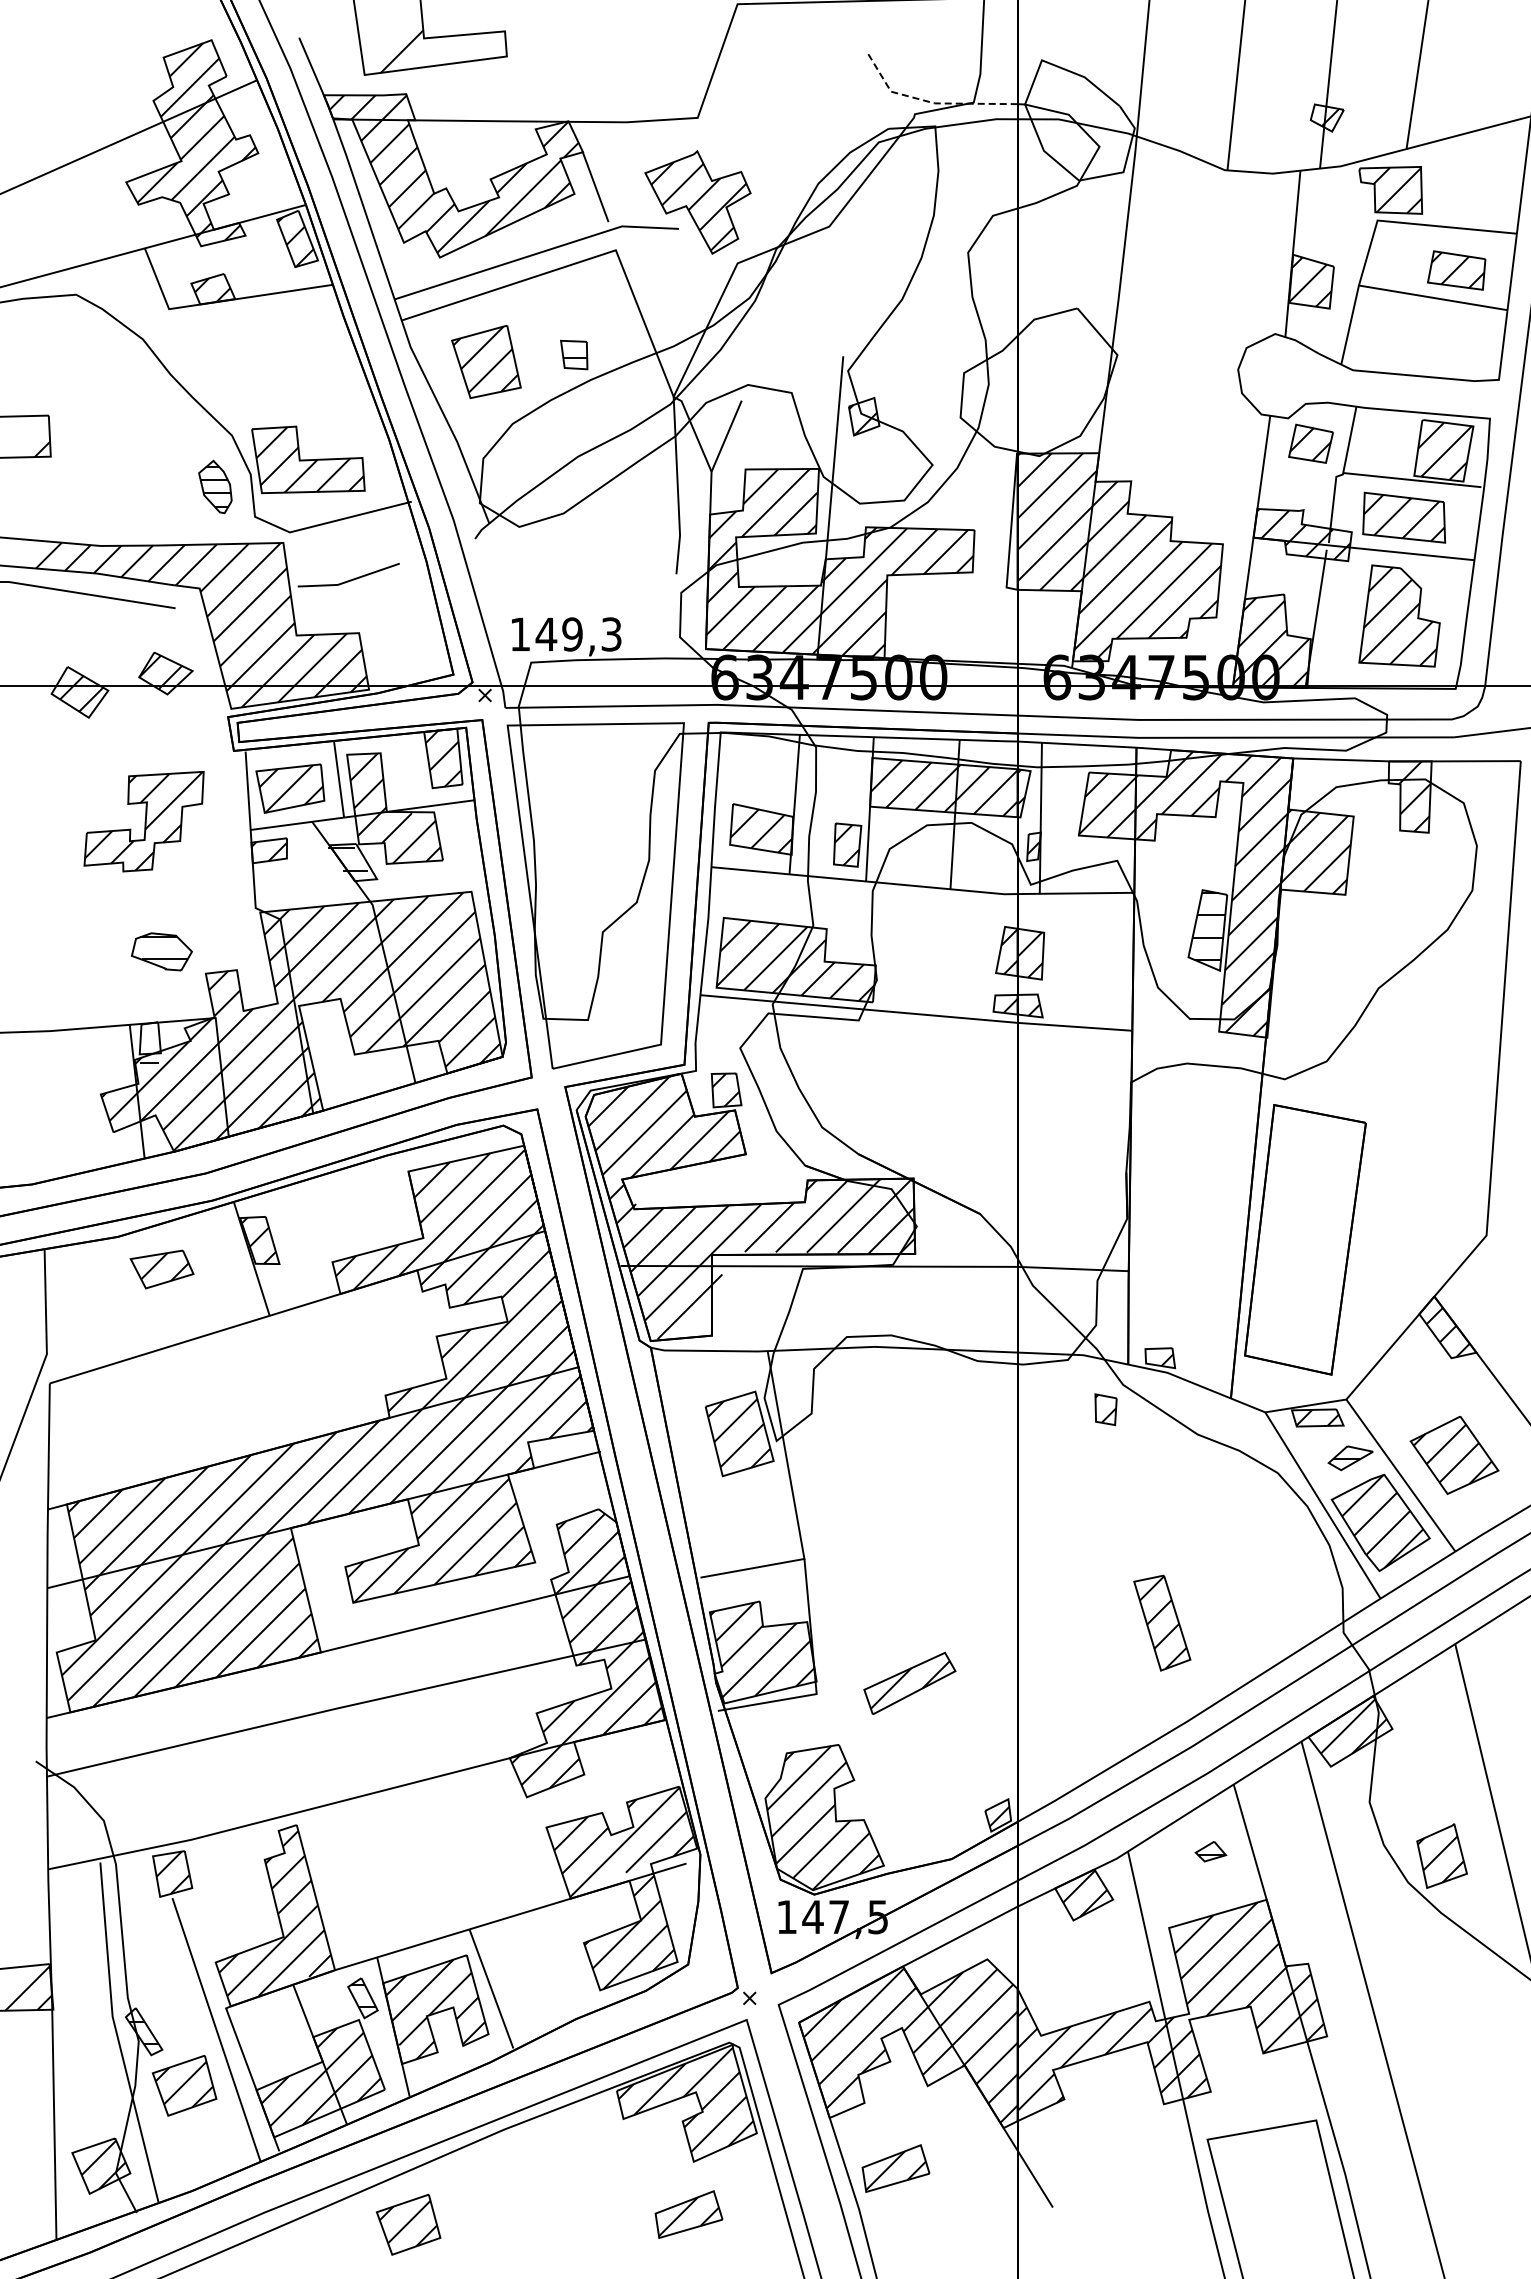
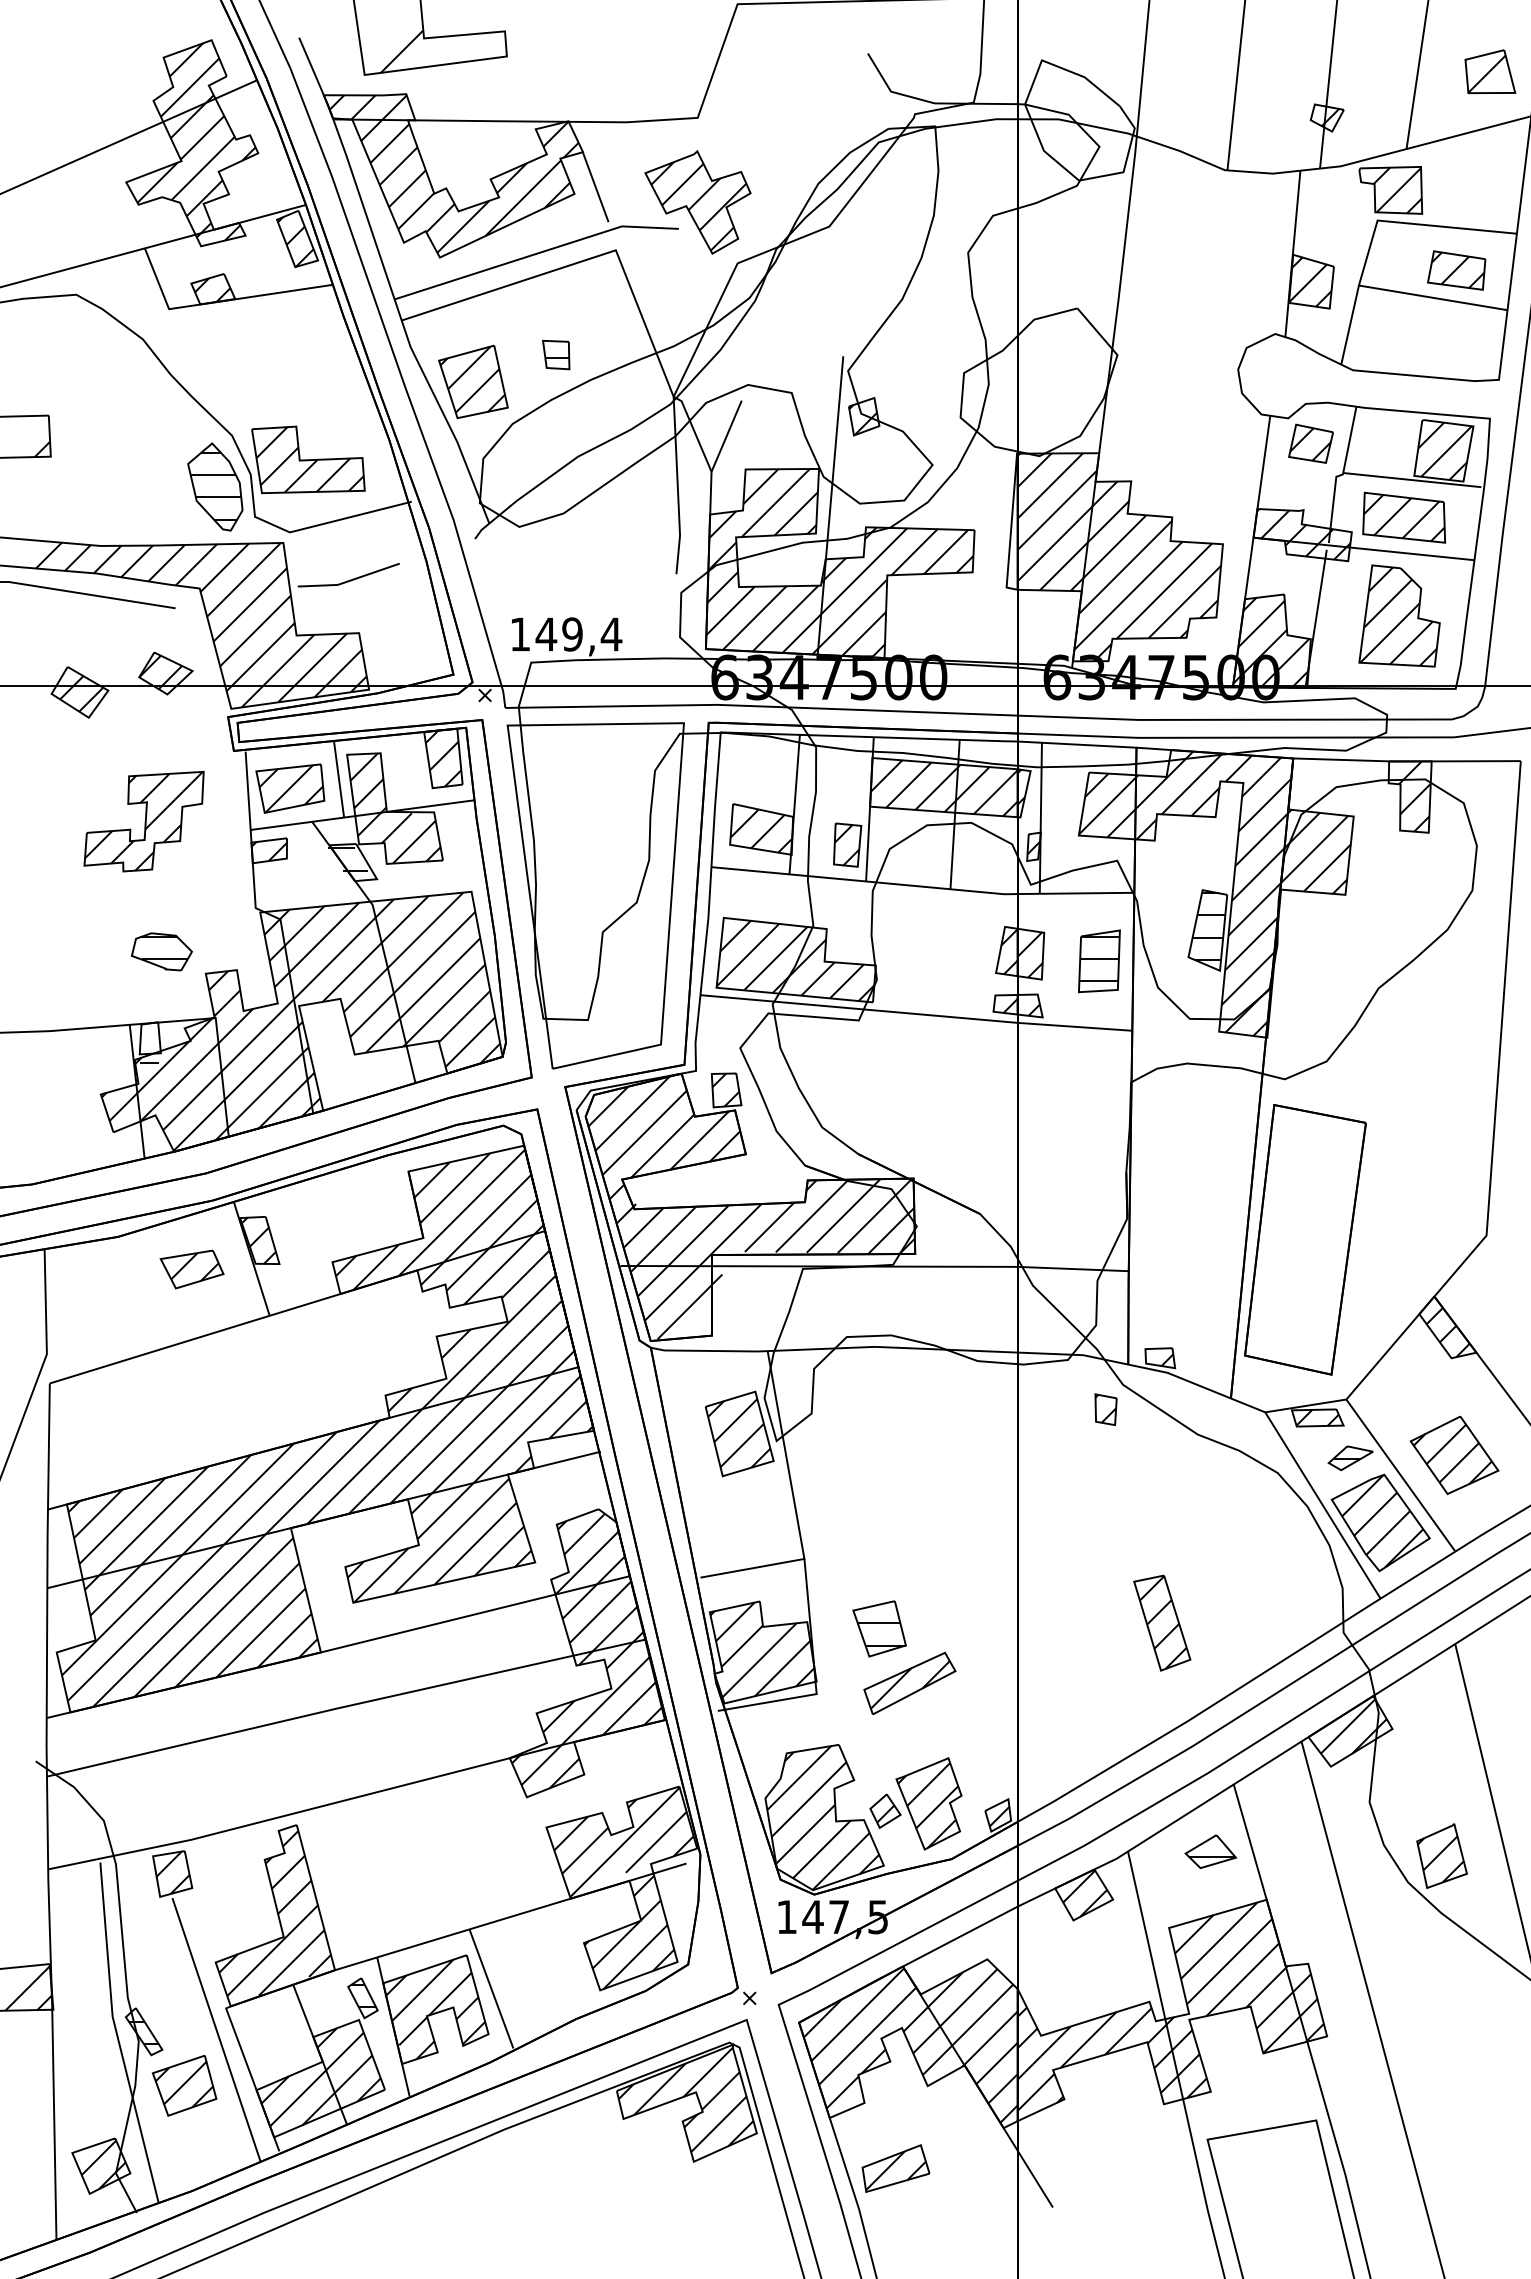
part: none -> present (1490, 71)
line: dashed -> solid (930, 102)
part position: (574, 354) -> (556, 354) (556, 354)
part position: (486, 361) -> (473, 381) (473, 381)
part size: 35x56 px -> 57x90 px (215, 486)
text: 149,3 -> 149,4 (611, 634)
part: none -> present (1099, 961)
part position: (161, 1269) -> (191, 1269) (191, 1269)
part: none -> present (879, 1628)
part: none -> present (915, 1803)
part size: 34x22 px -> 54x35 px (1210, 1851)
part: present -> none (688, 2214)
part: present -> none (408, 2224)
